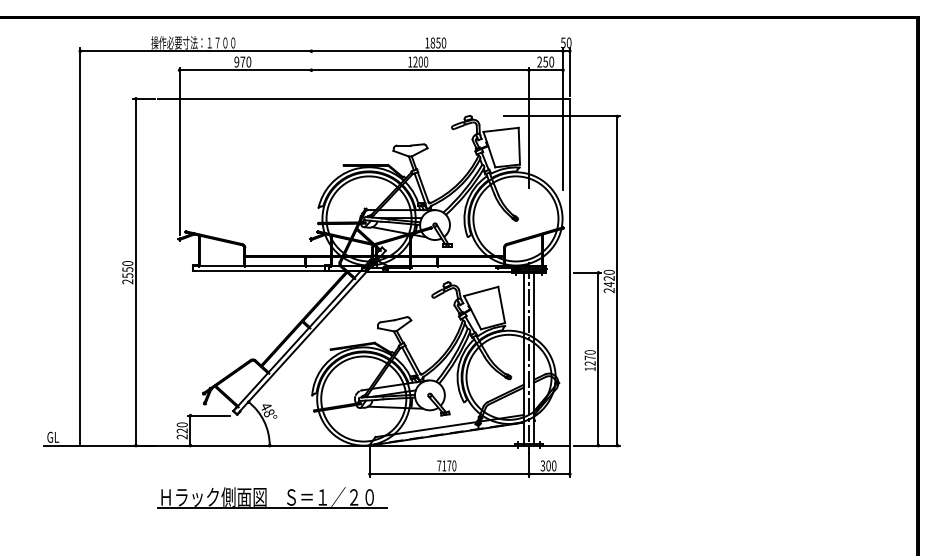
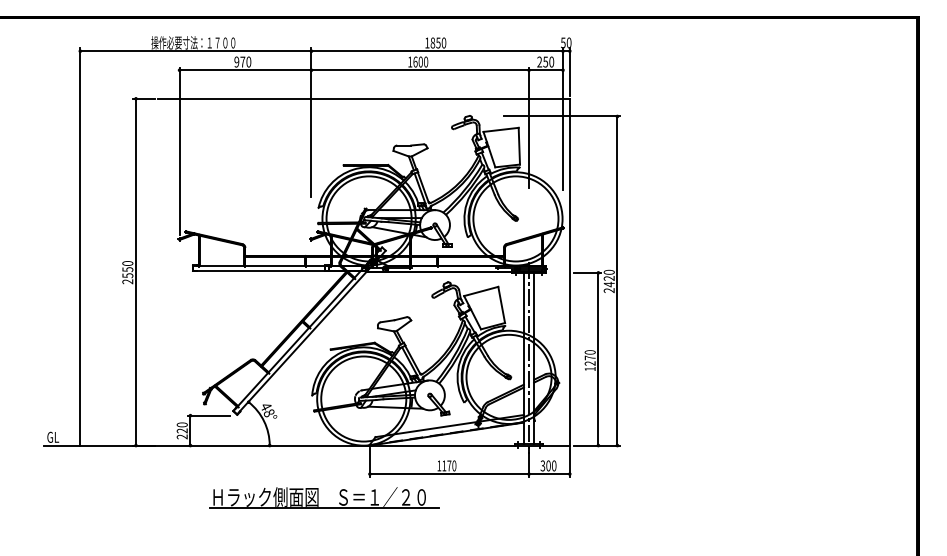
text: 1200 -> 1600 (415, 61)
line: none -> present (311, 122)
text: 7170 -> 1170 (439, 465)
part position: (272, 497) -> (324, 497) (324, 497)
